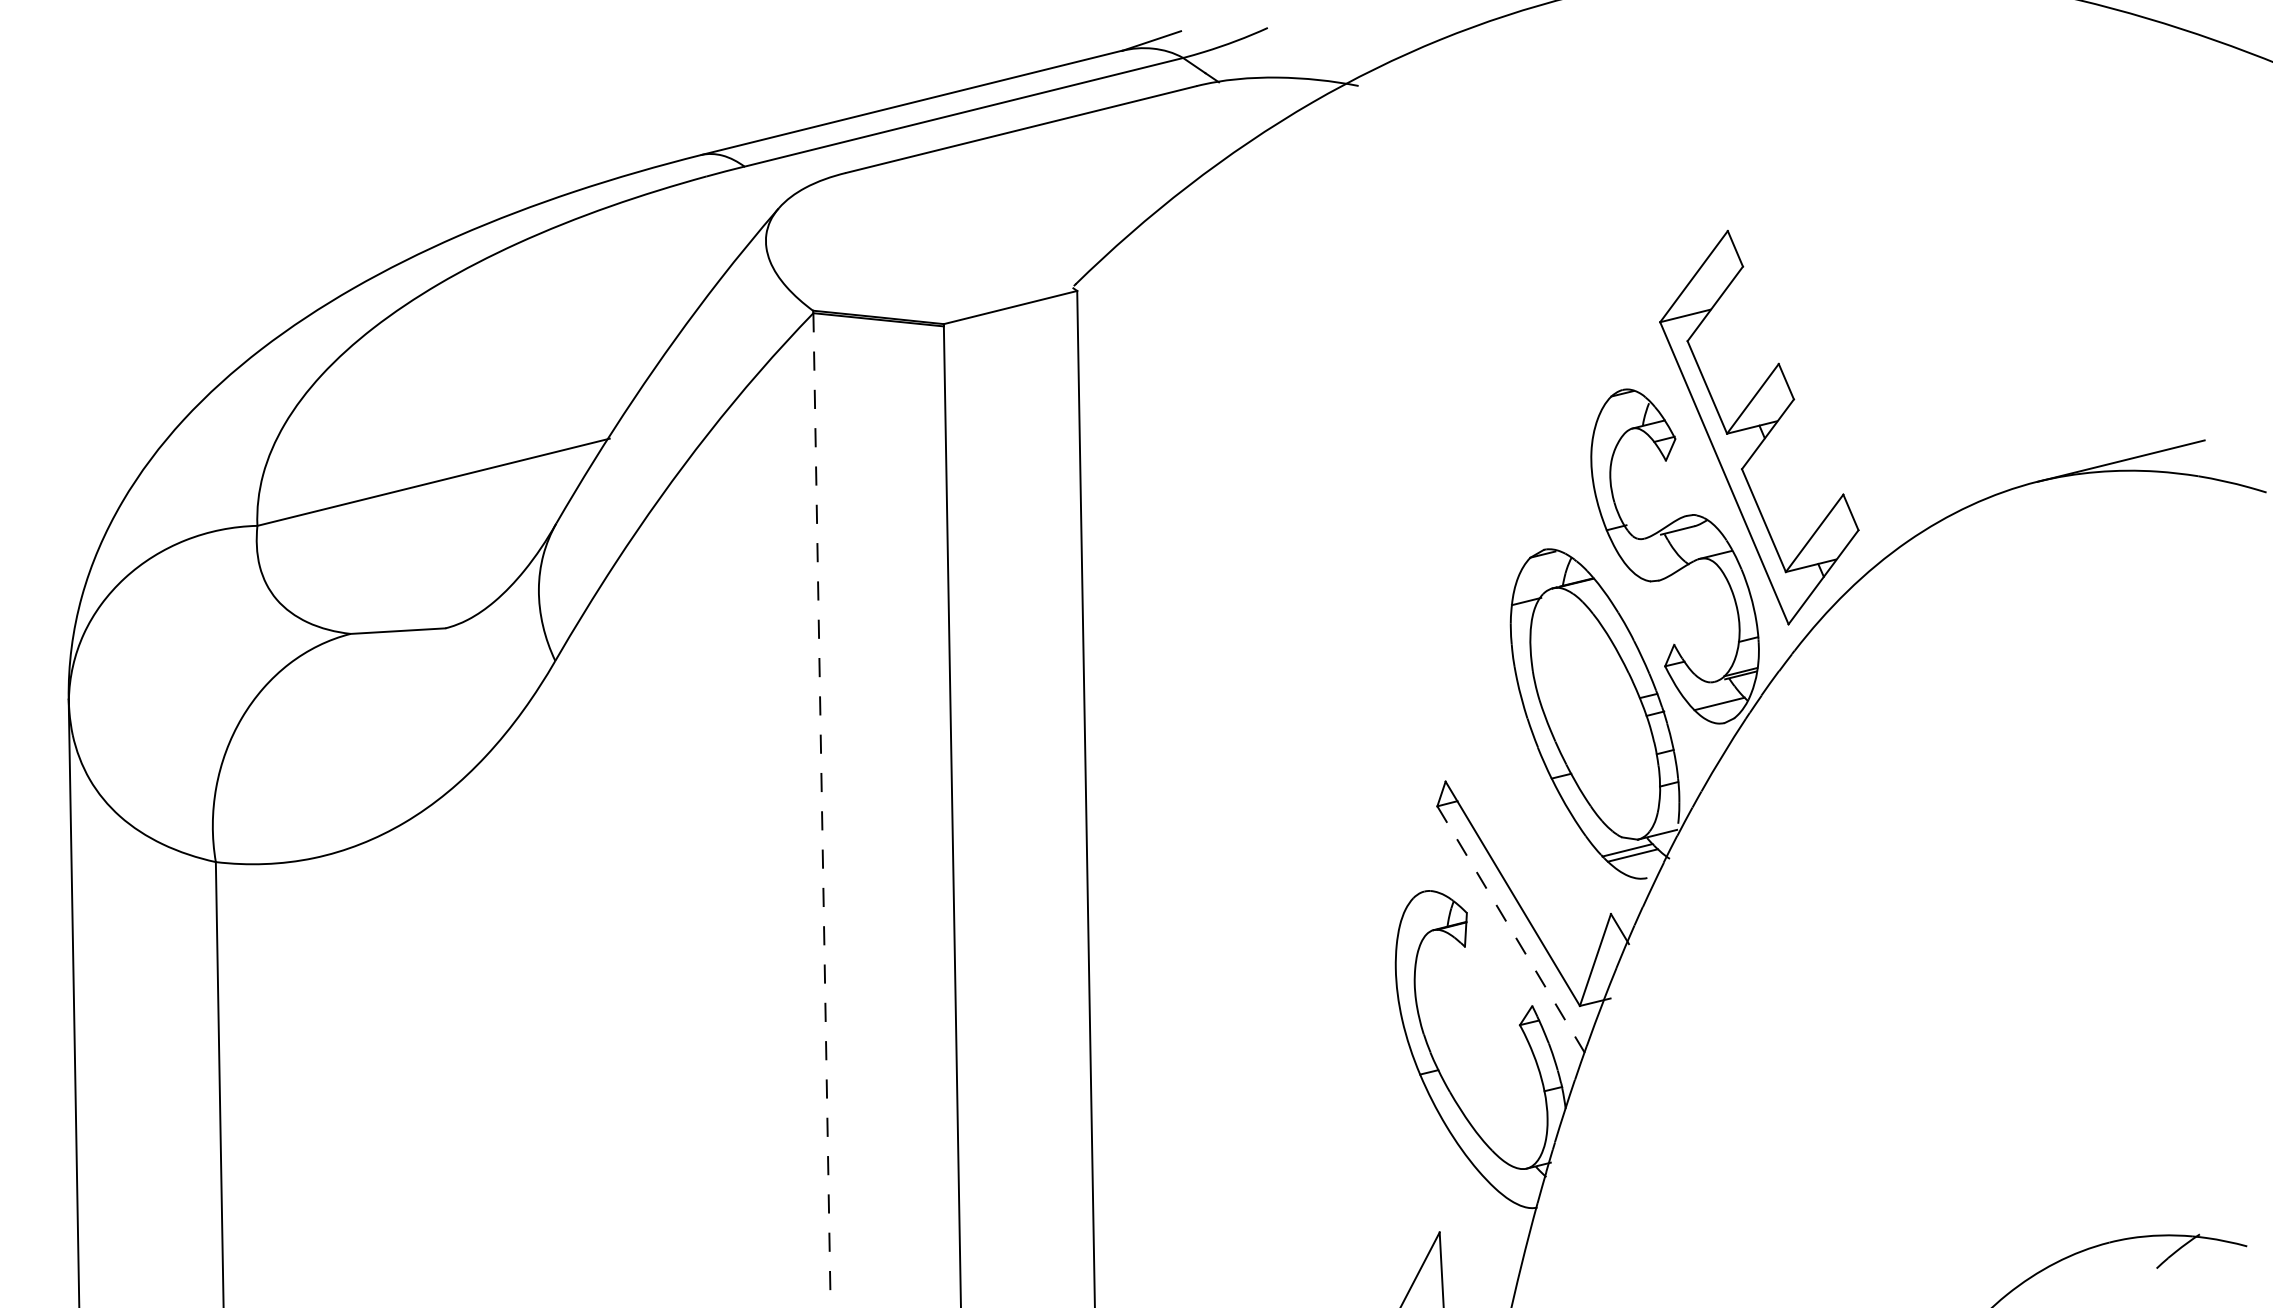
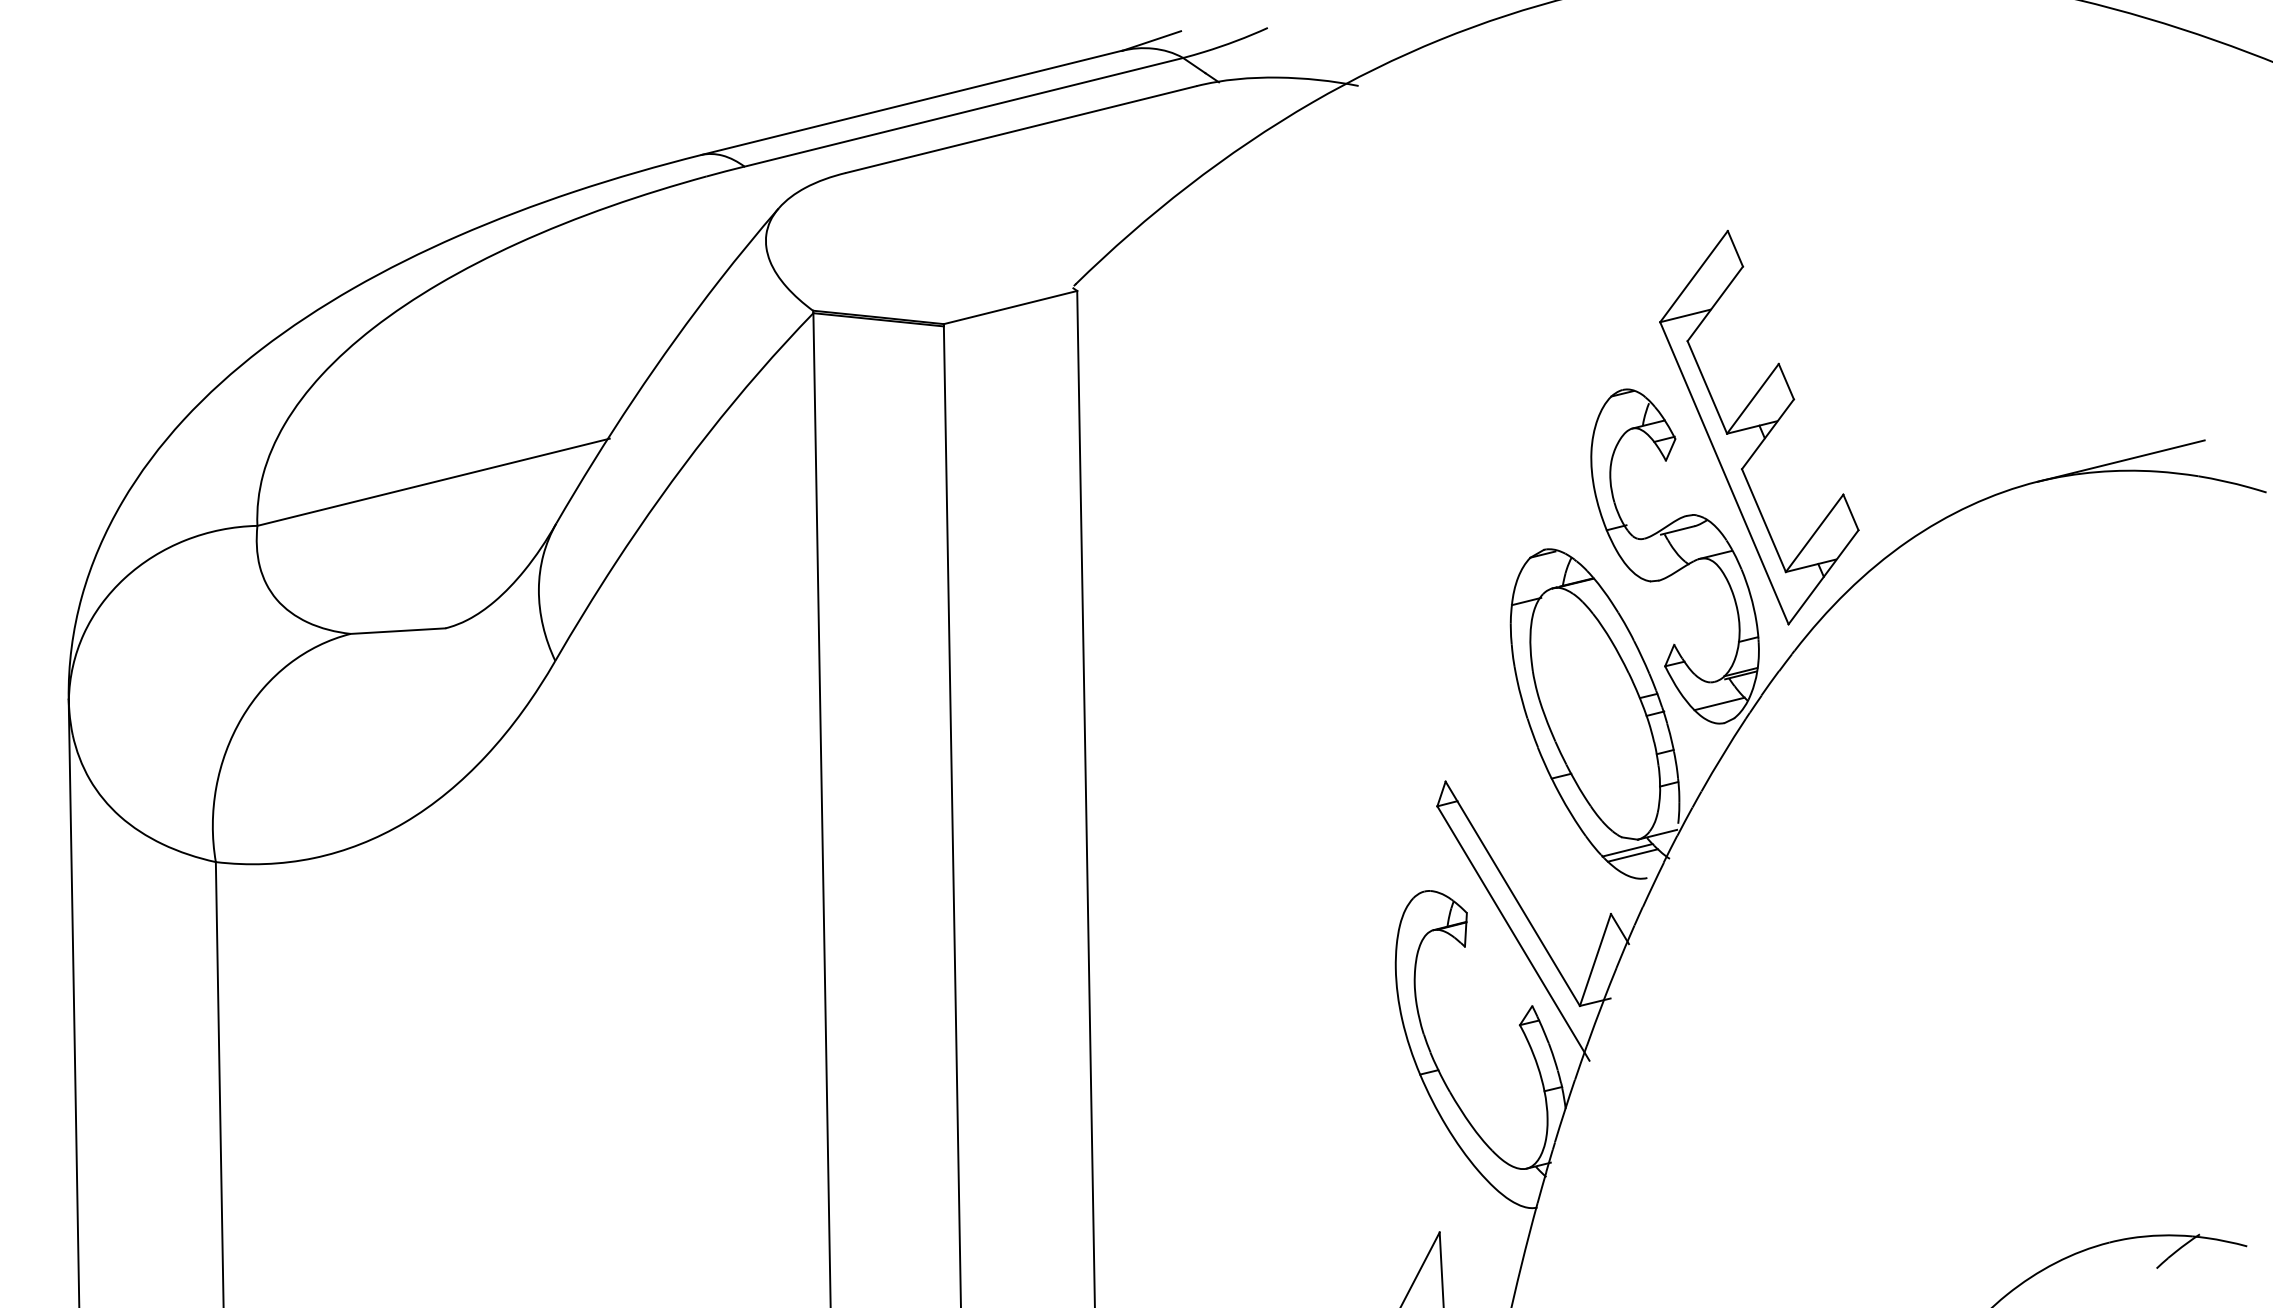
line: dashed -> solid (822, 811)
line: dashed -> solid (1513, 933)
